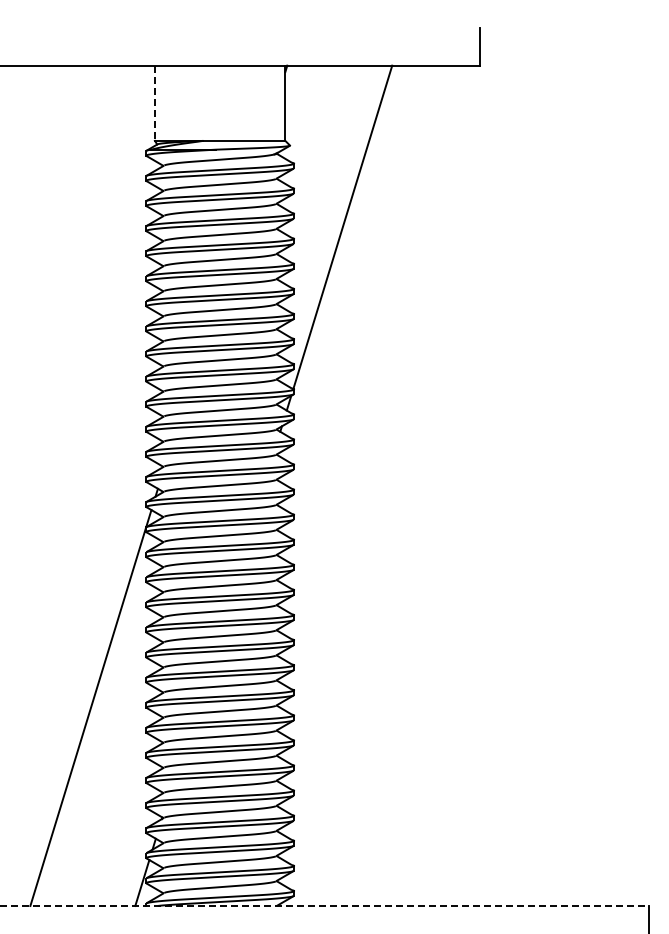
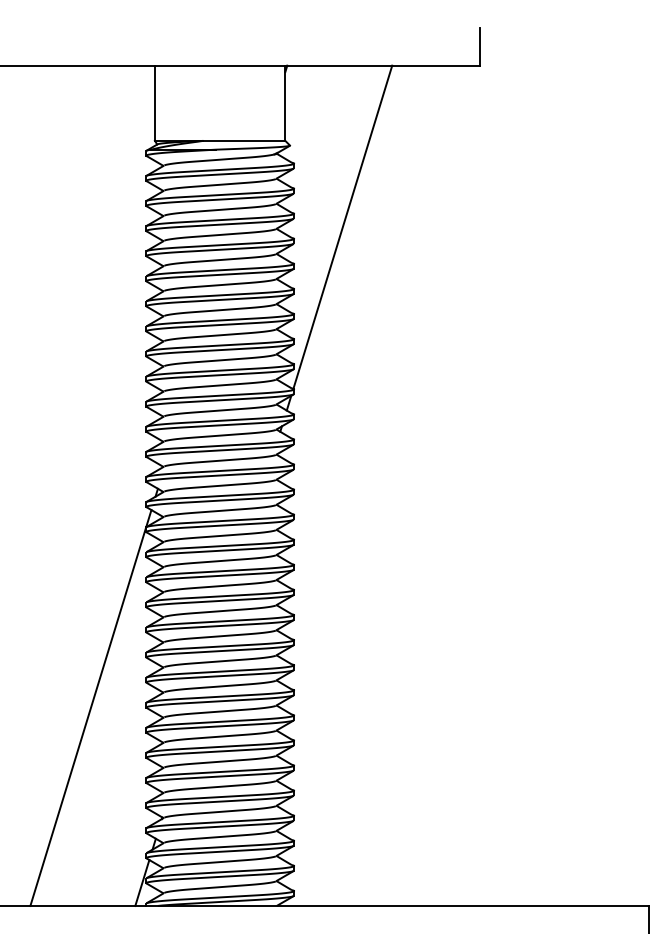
line: dashed -> solid (154, 103)
line: dashed -> solid (325, 905)
